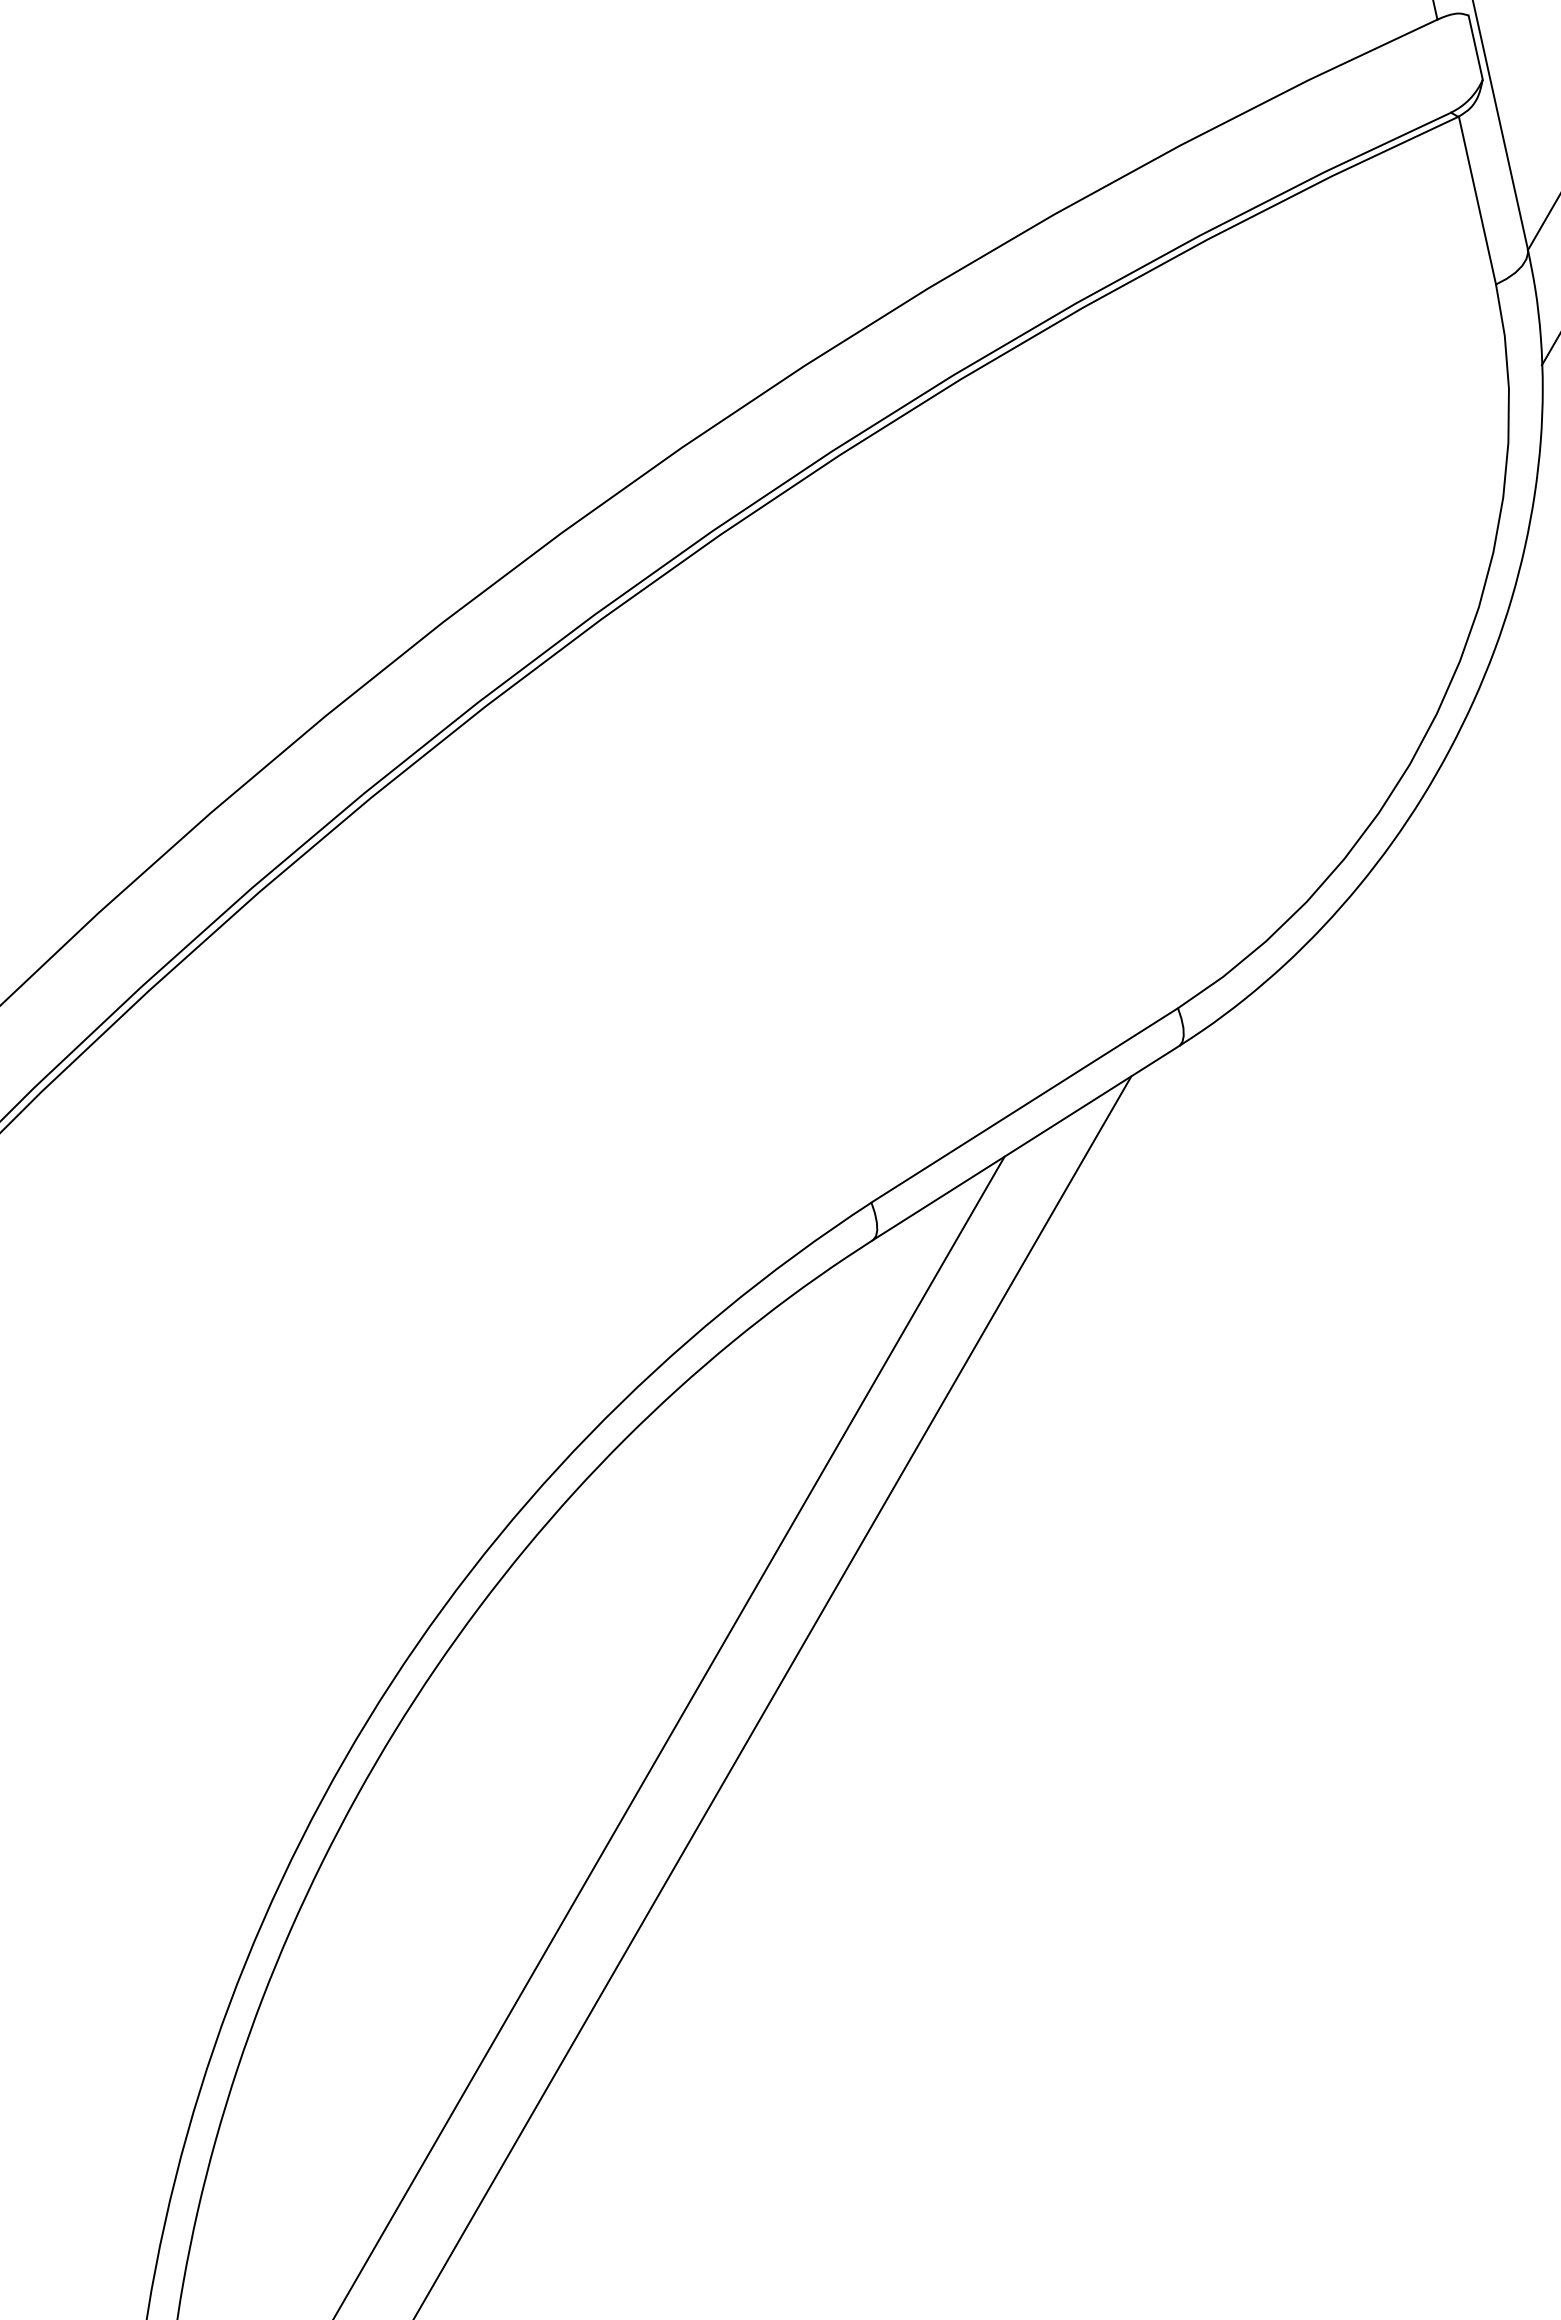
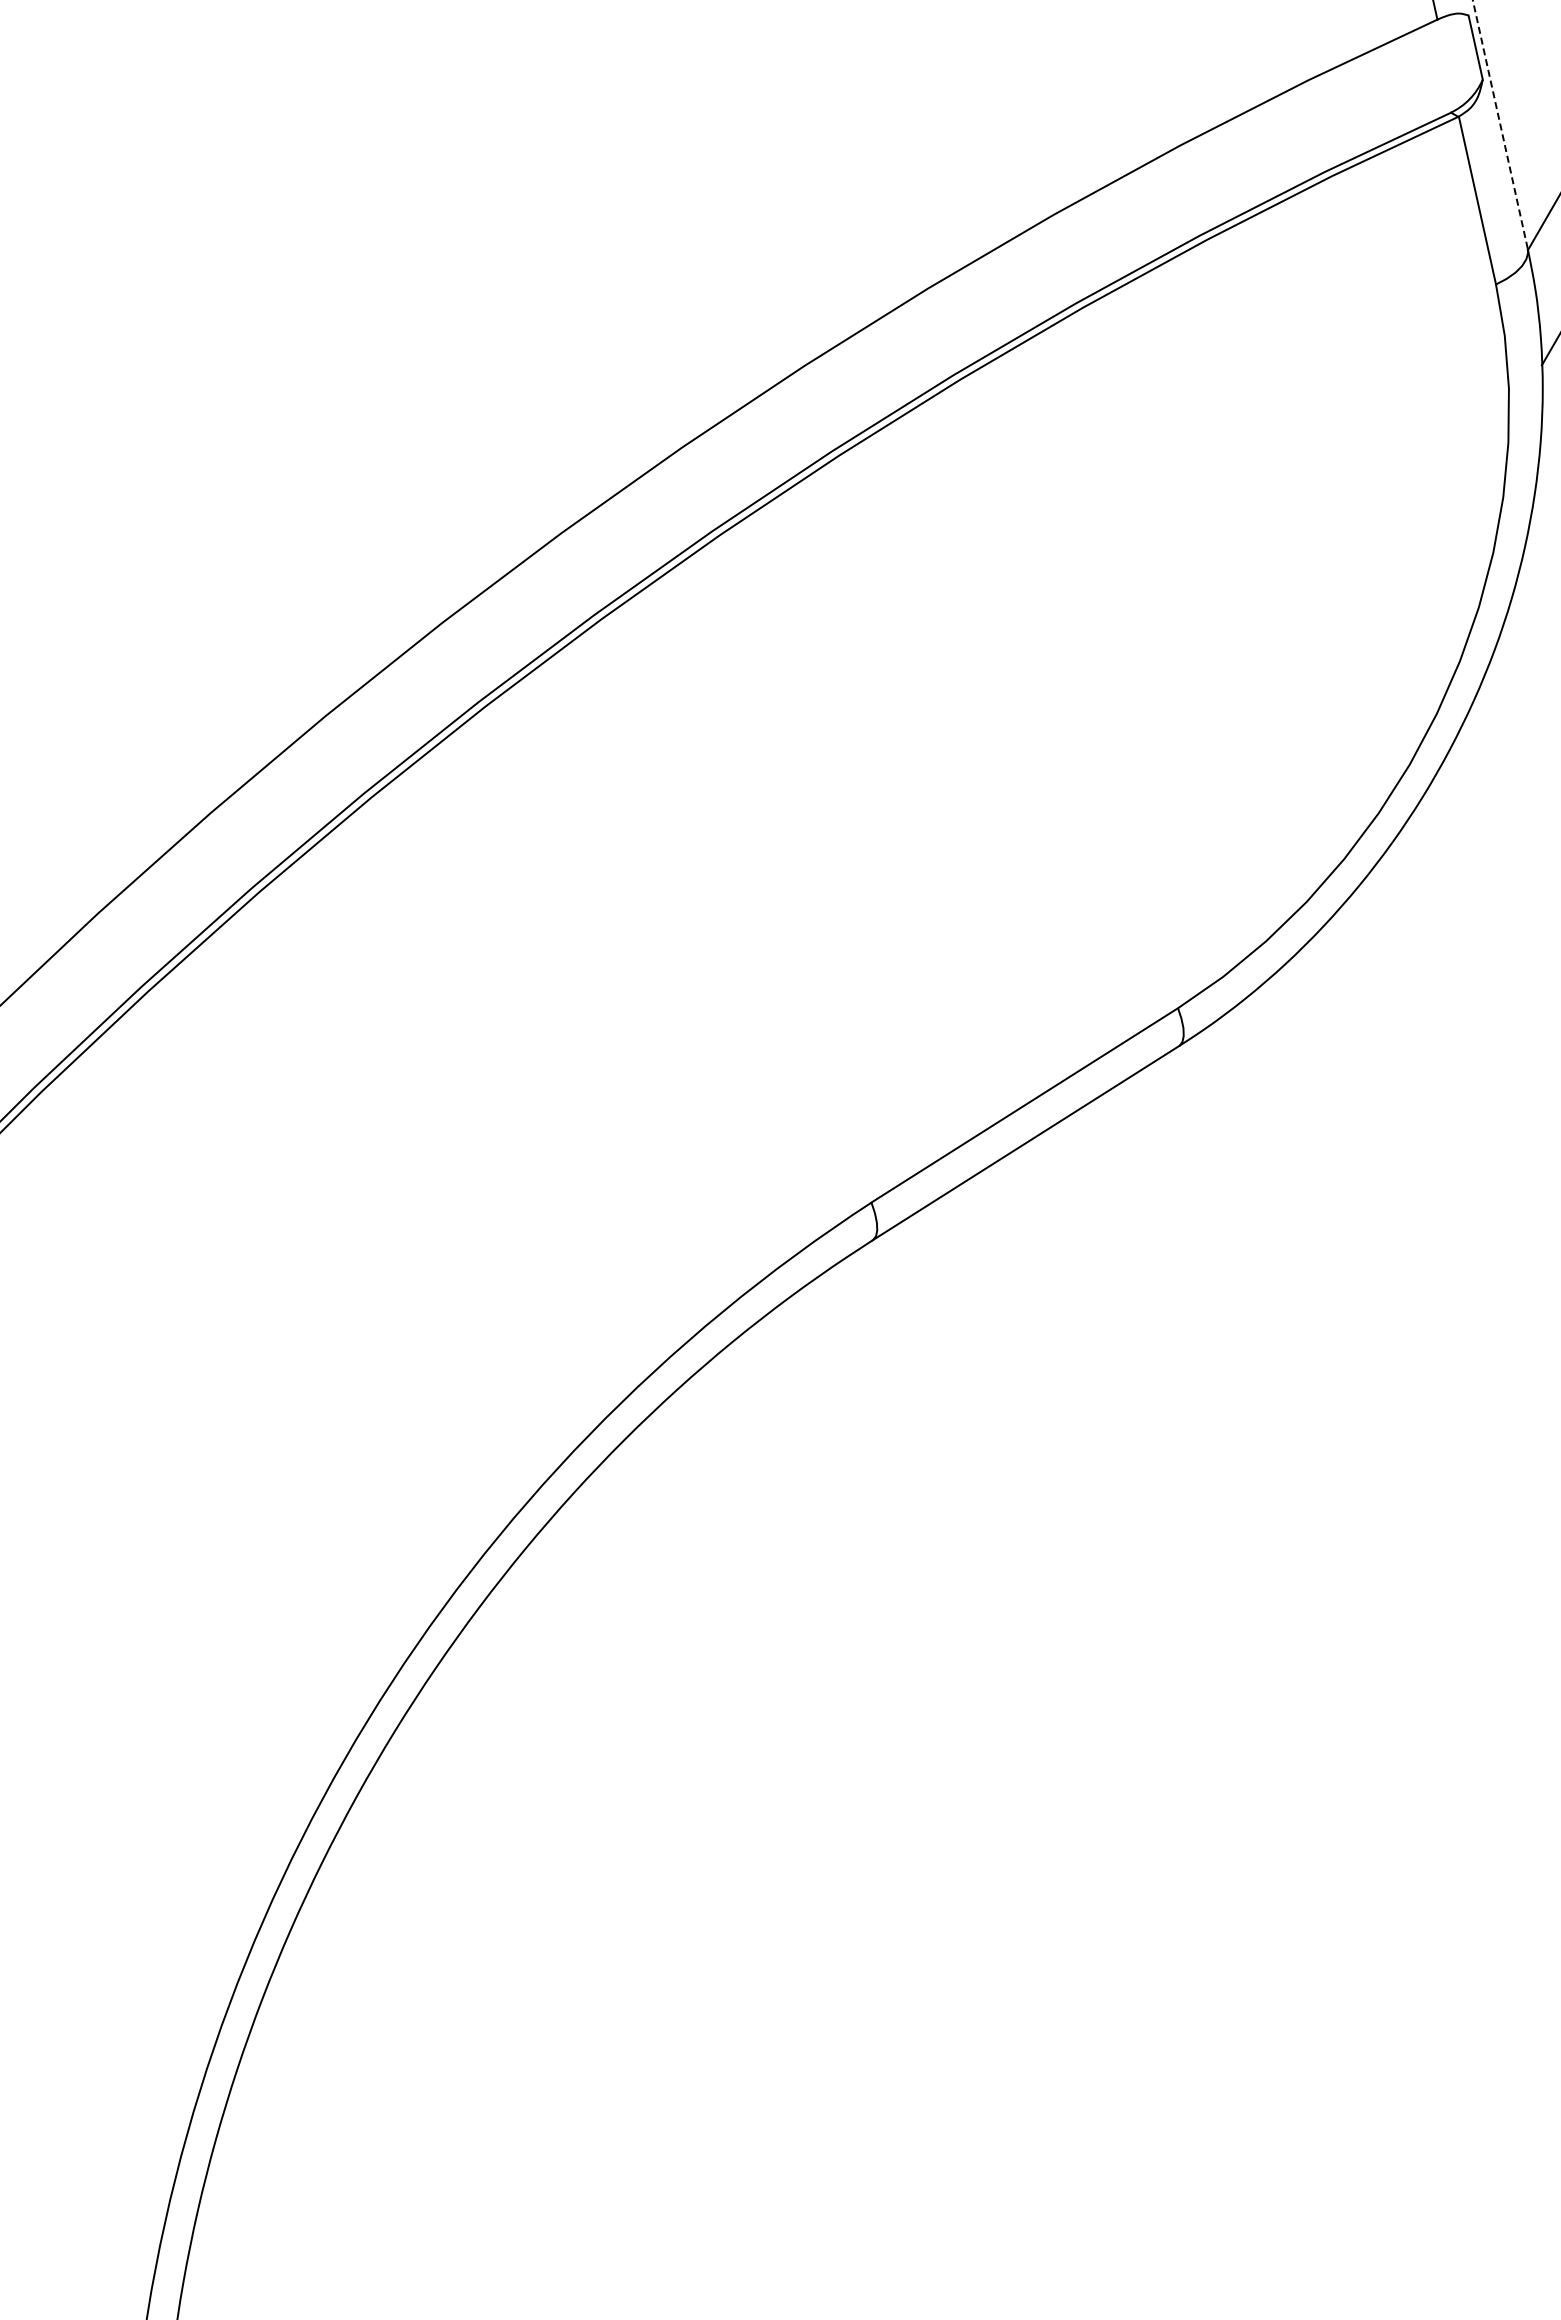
line: solid -> dashed (1500, 124)
line: present -> none (773, 1696)
line: present -> none (669, 1736)
